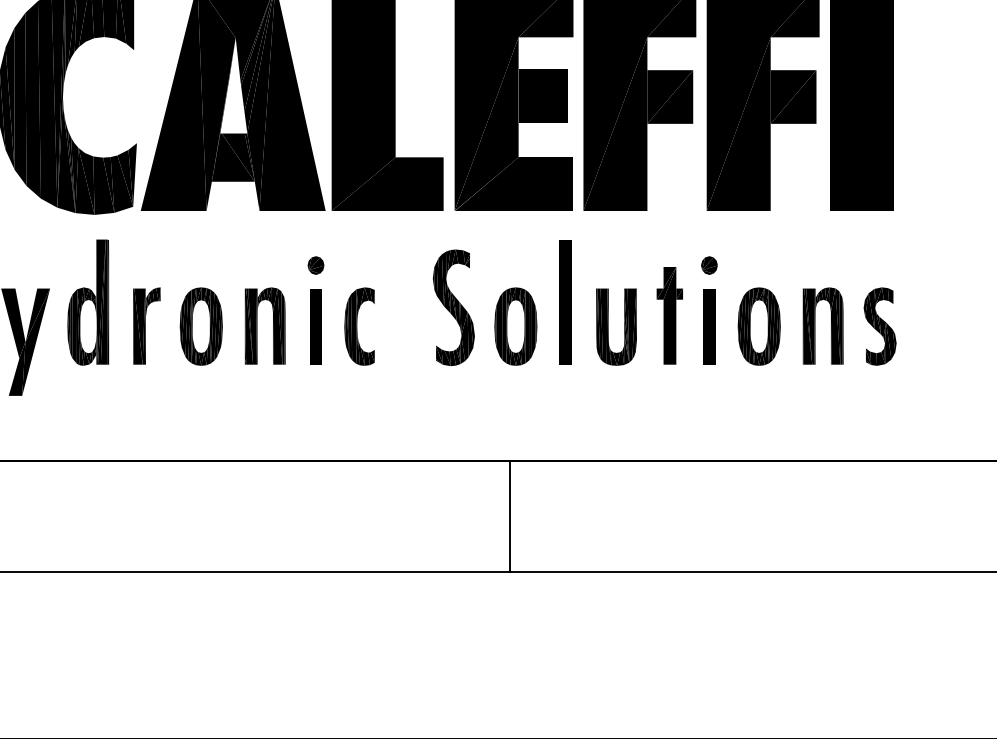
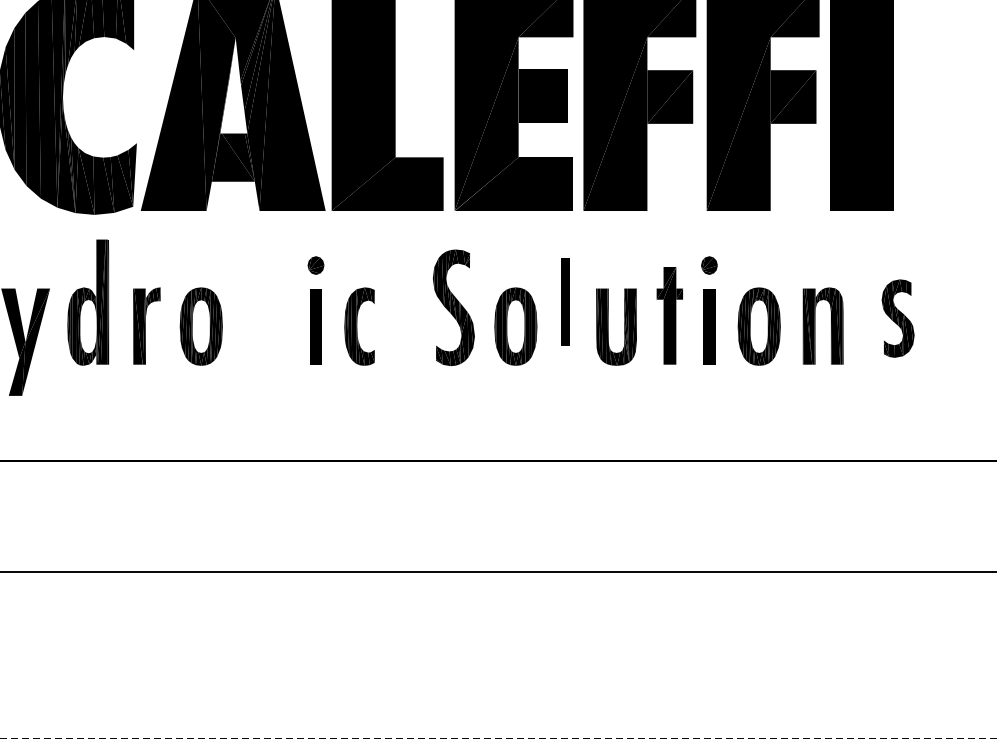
part size: 13x125 px -> 9x88 px (565, 301)
part: present -> none (257, 325)
part position: (879, 326) -> (897, 318) (897, 318)
line: present -> none (509, 515)
line: solid -> dashed (499, 738)
